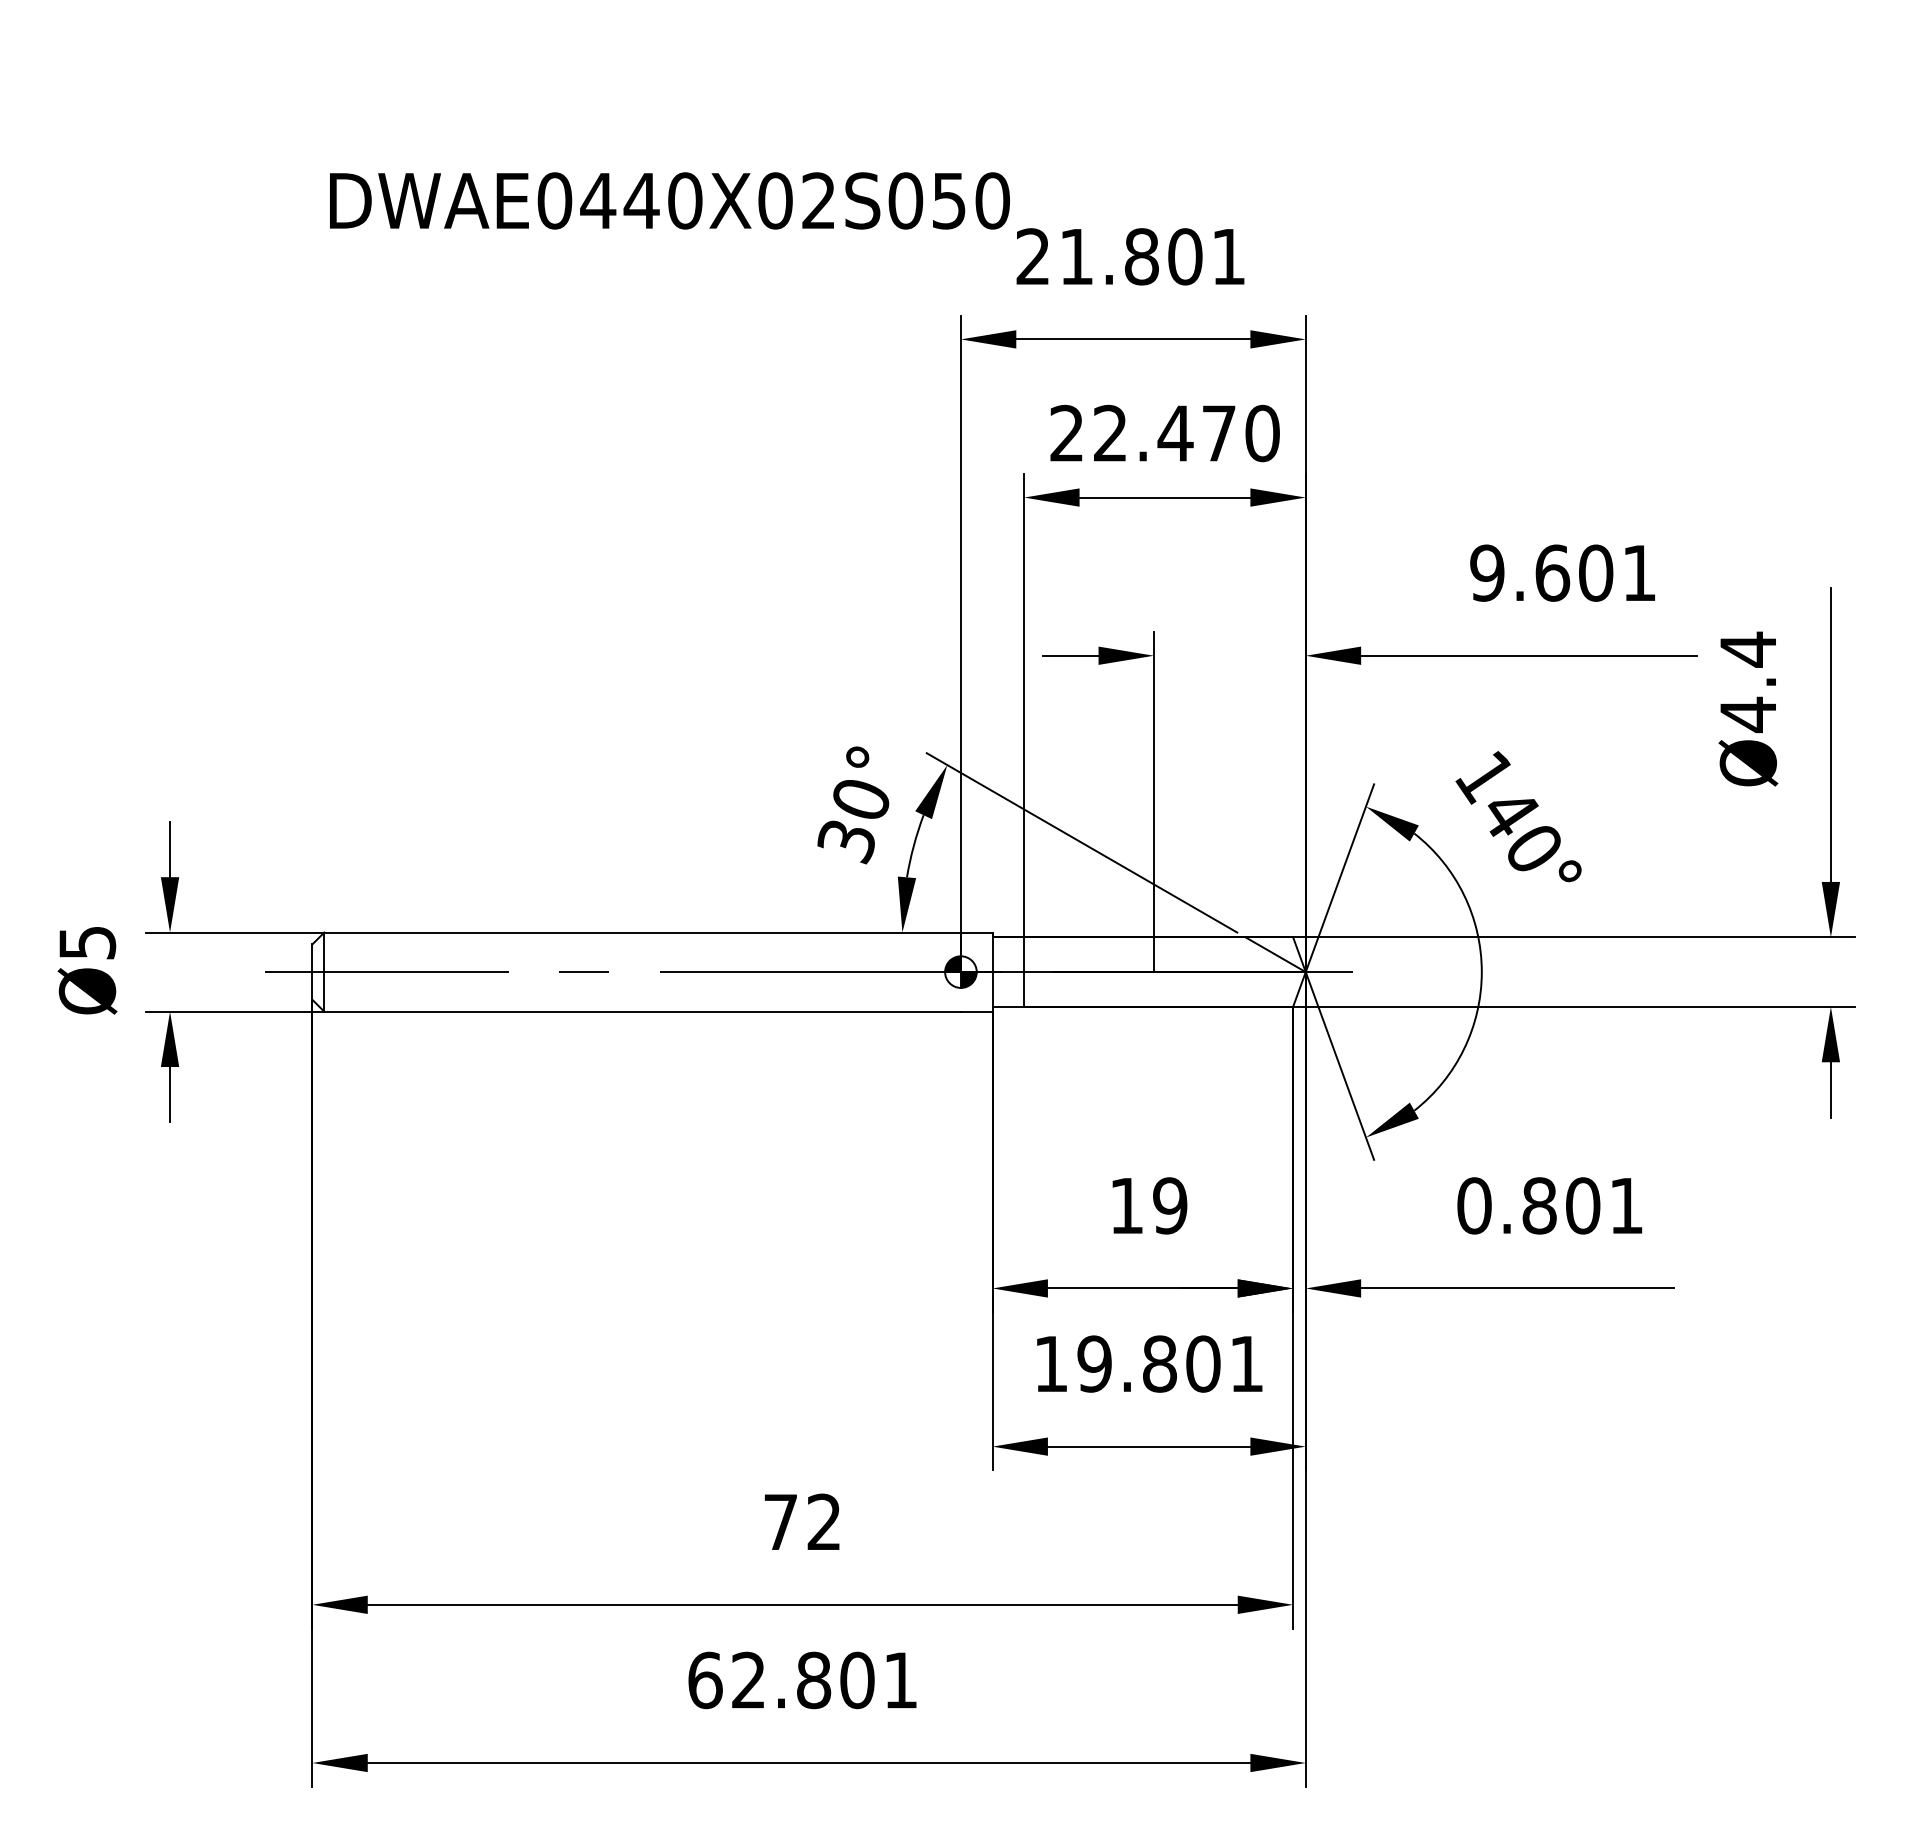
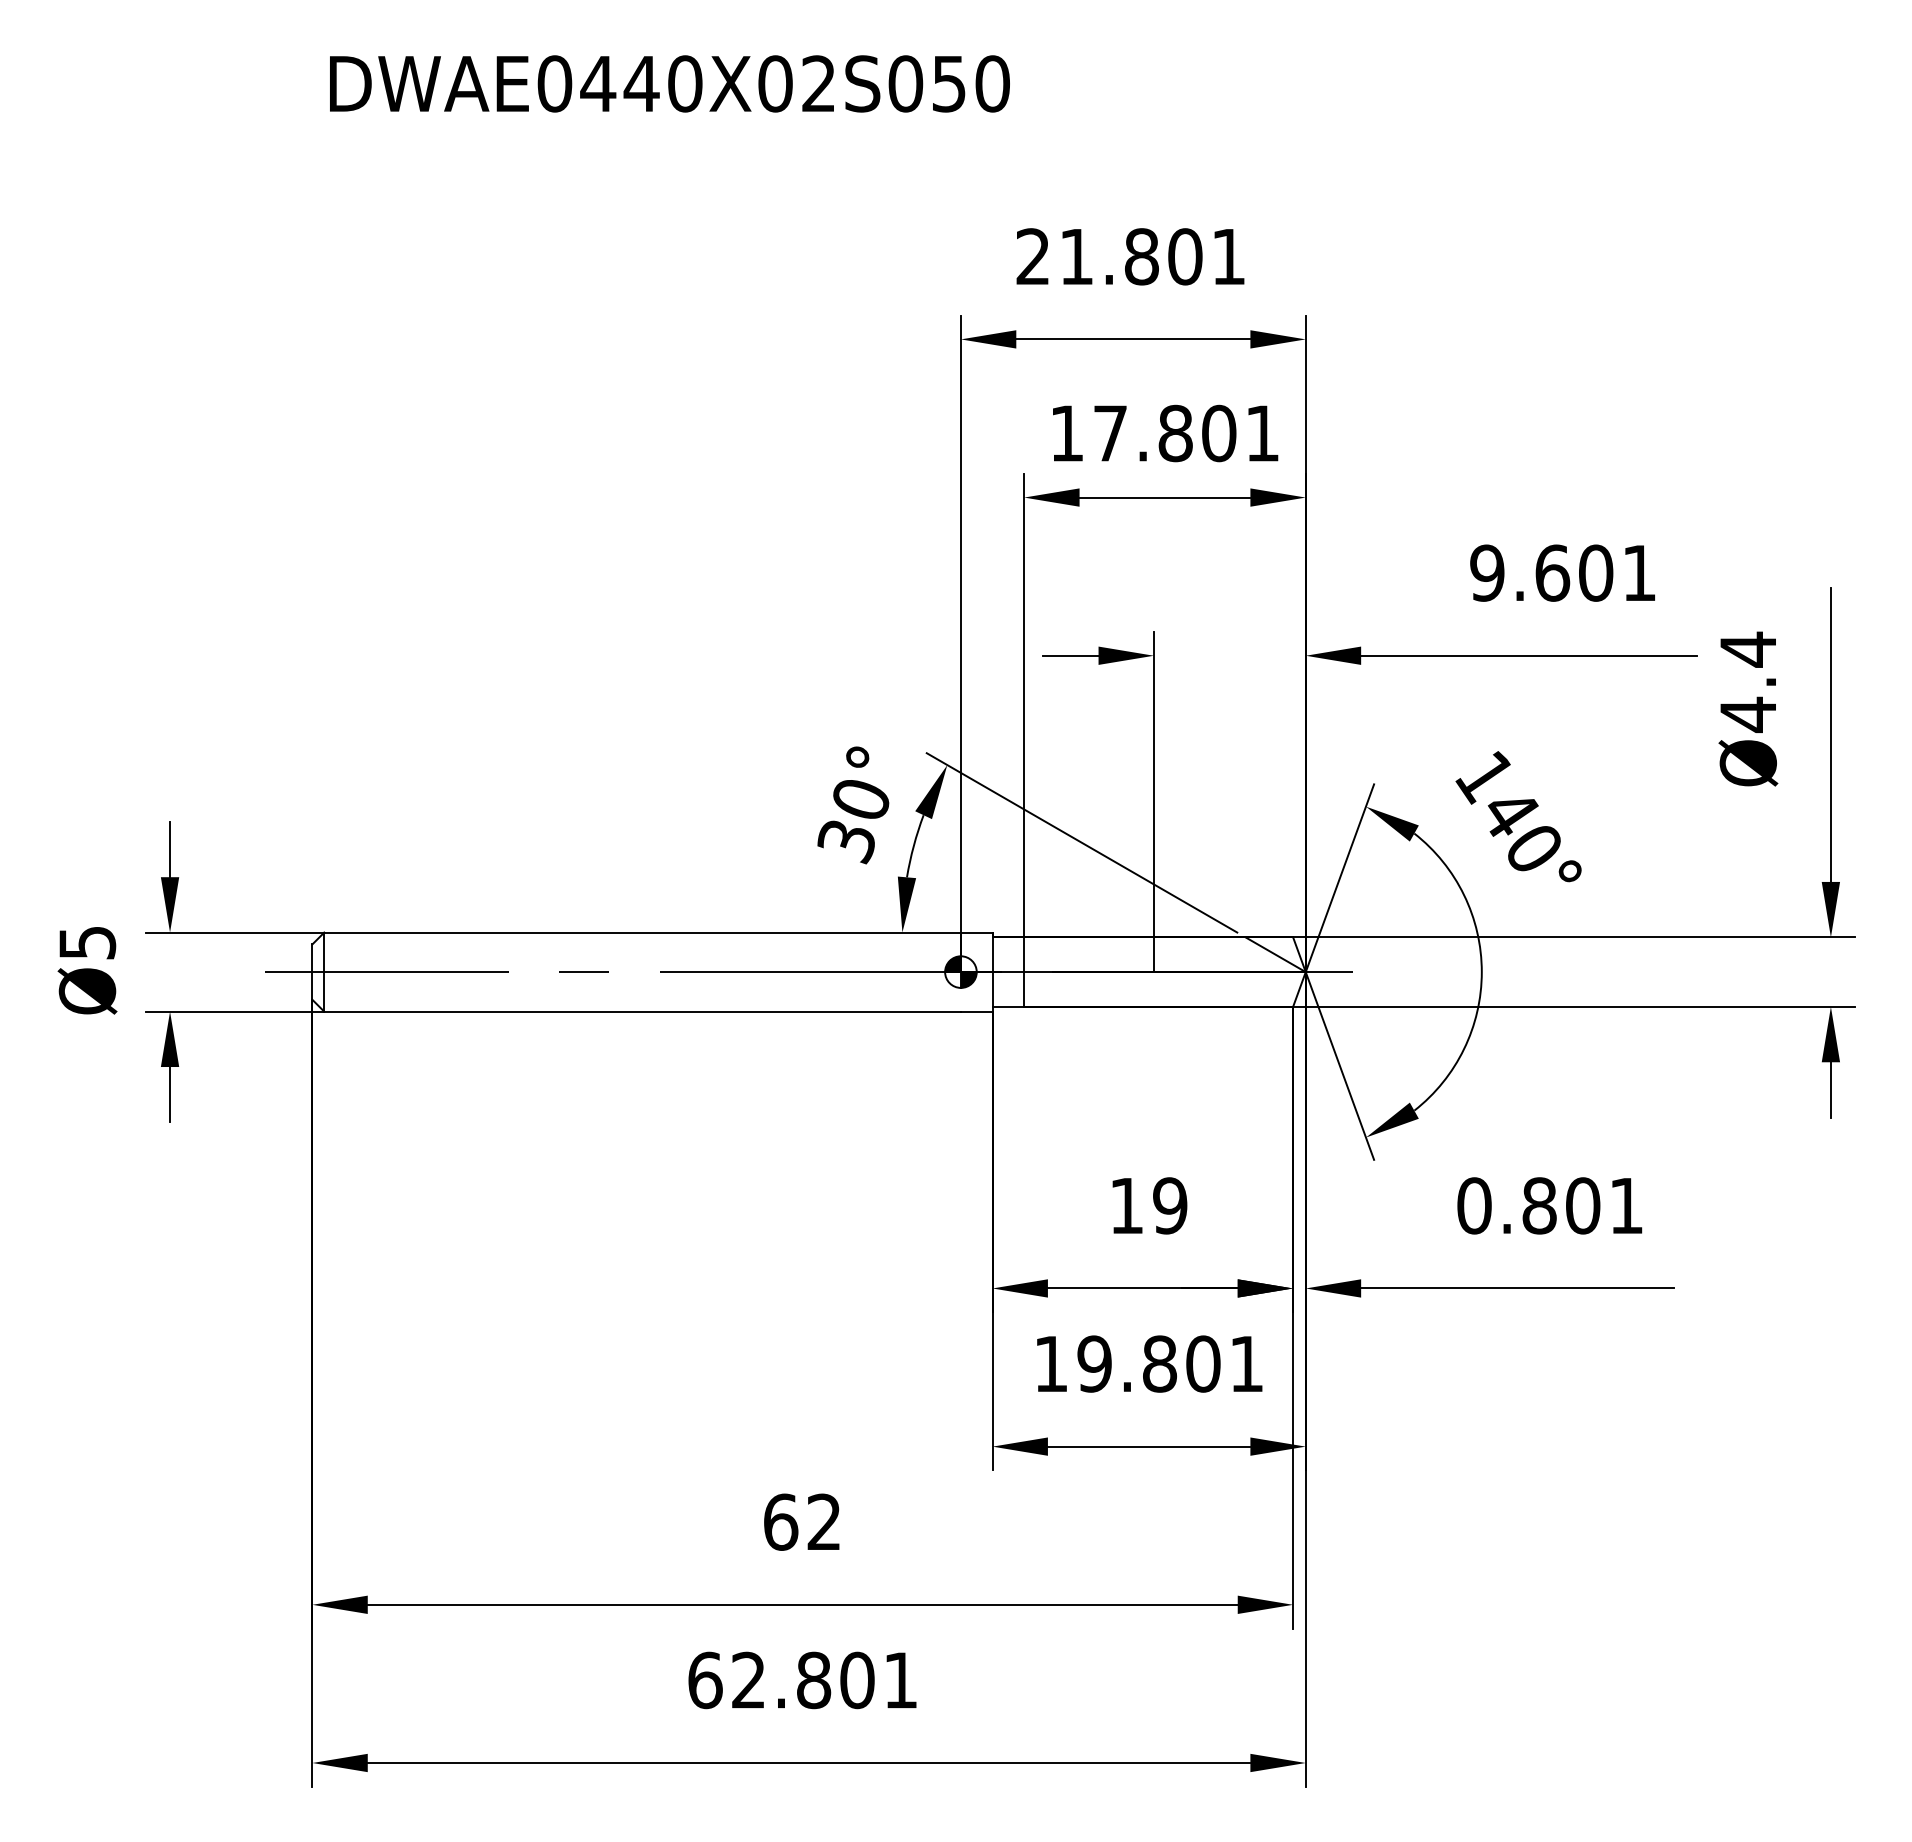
text position: (669, 200) -> (669, 83) (669, 83)
text: 22.470 -> 17.801 (1164, 433)
text: 72 -> 62 (781, 1521)
